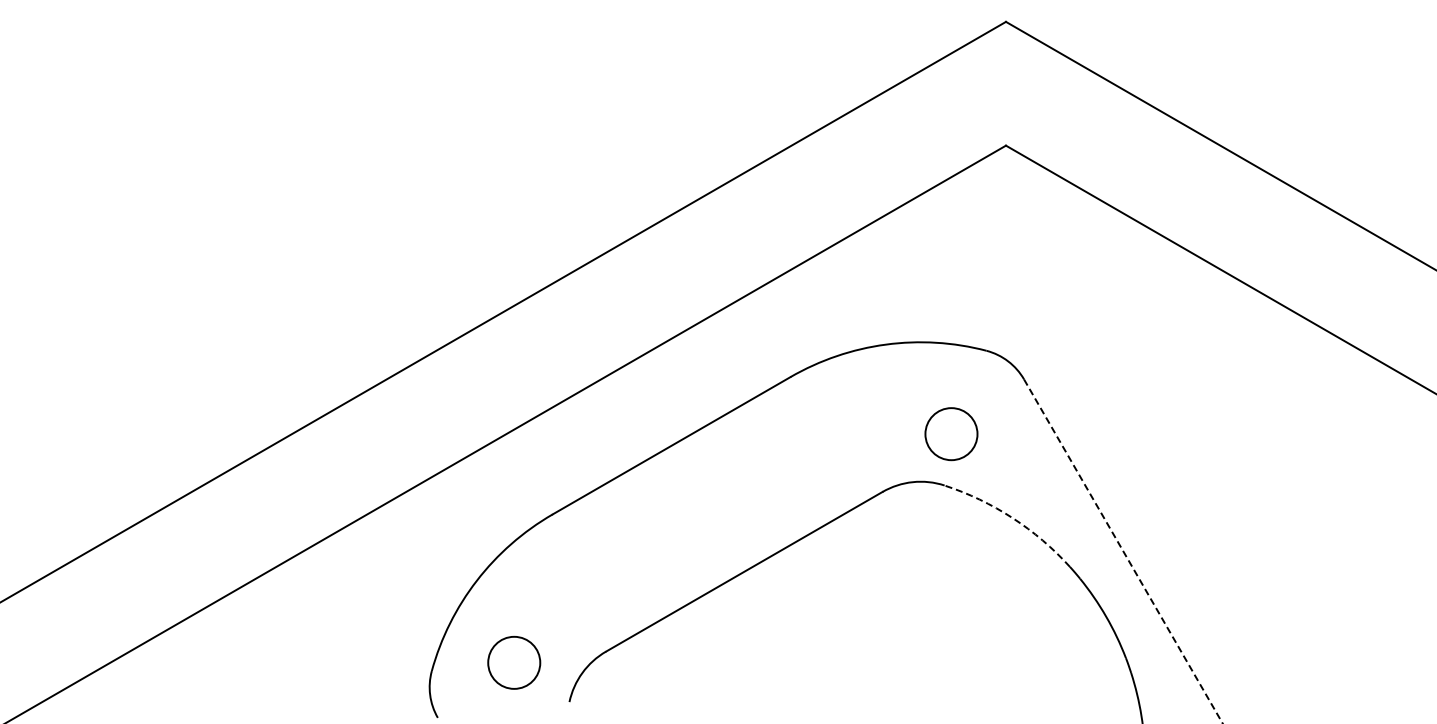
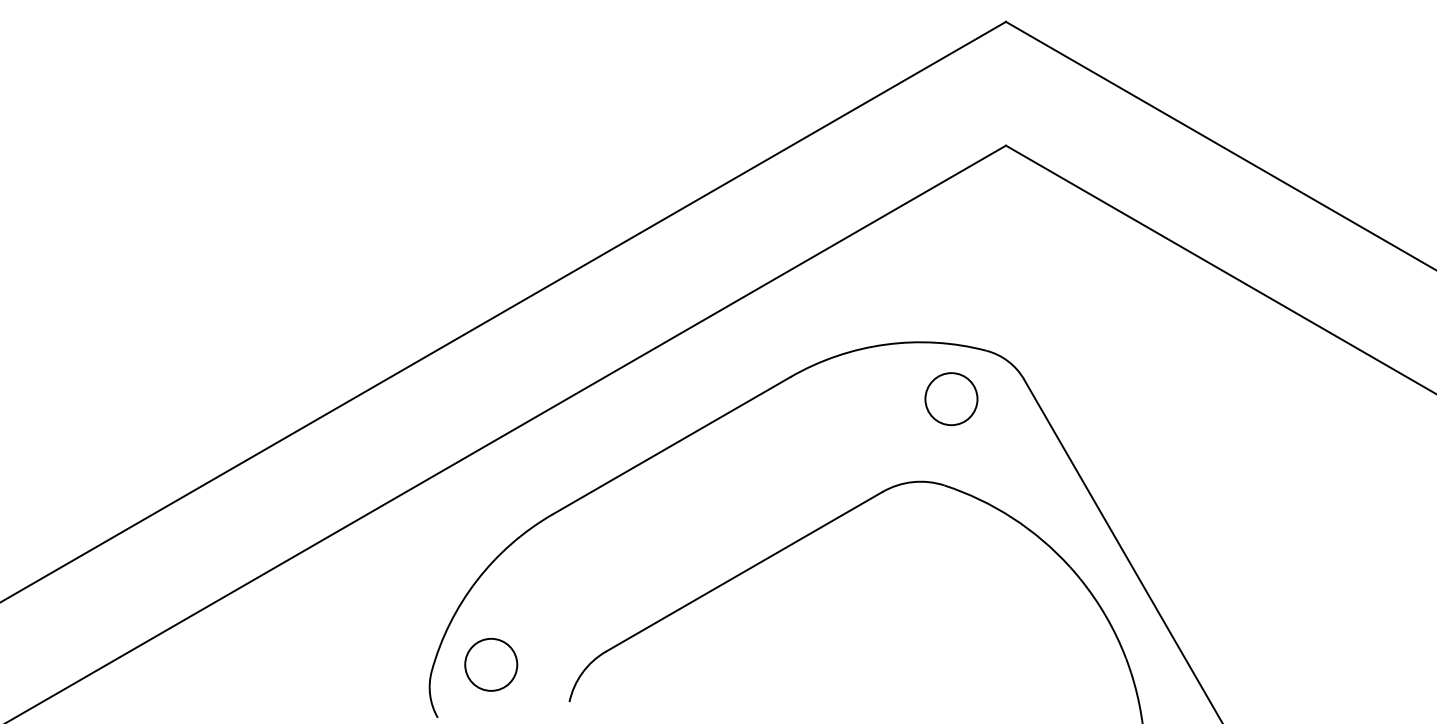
circle position: (951, 434) -> (951, 399) (951, 399)
arc: dashed -> solid (1012, 518)
line: dashed -> solid (1123, 551)
circle position: (514, 662) -> (491, 664) (491, 664)
